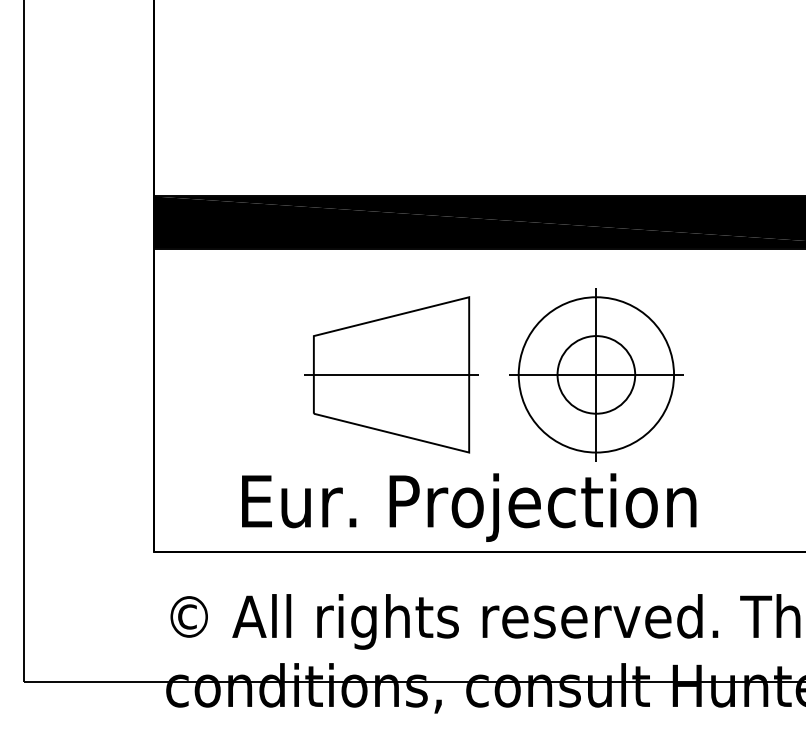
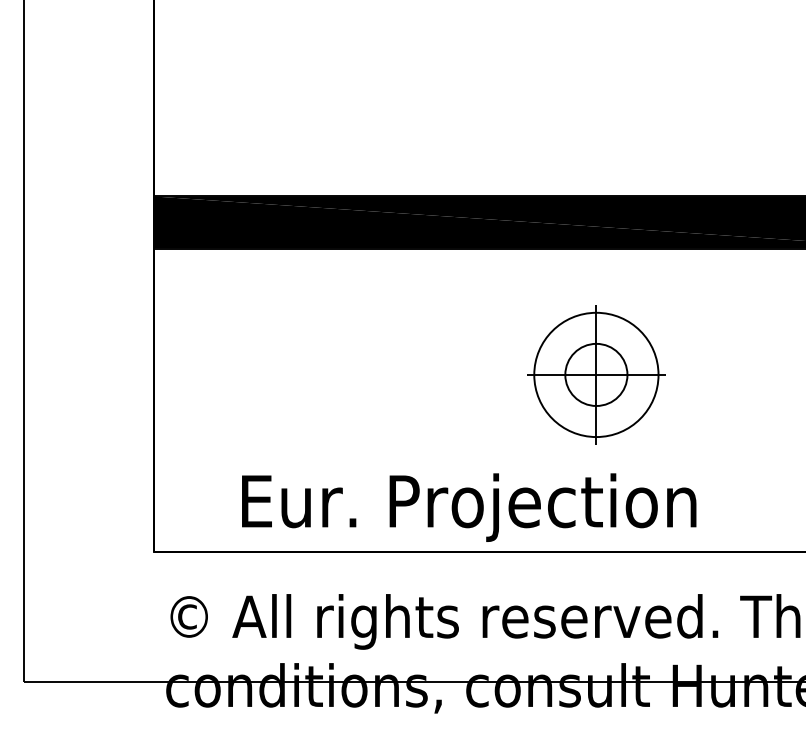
part: present -> none (391, 374)
part size: 175x174 px -> 139x140 px (596, 374)
